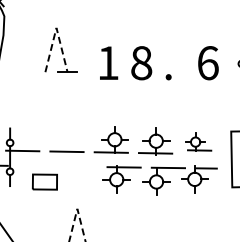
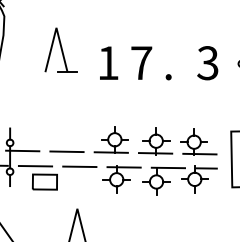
line: dashed -> solid (56, 27)
text: 8 -> 7 (141, 63)
text: 6 -> 3 (207, 63)
part size: 28x20 px -> 38x28 px (198, 141)
line: none -> present (35, 166)
line: none -> present (79, 166)
line: dashed -> solid (77, 208)
